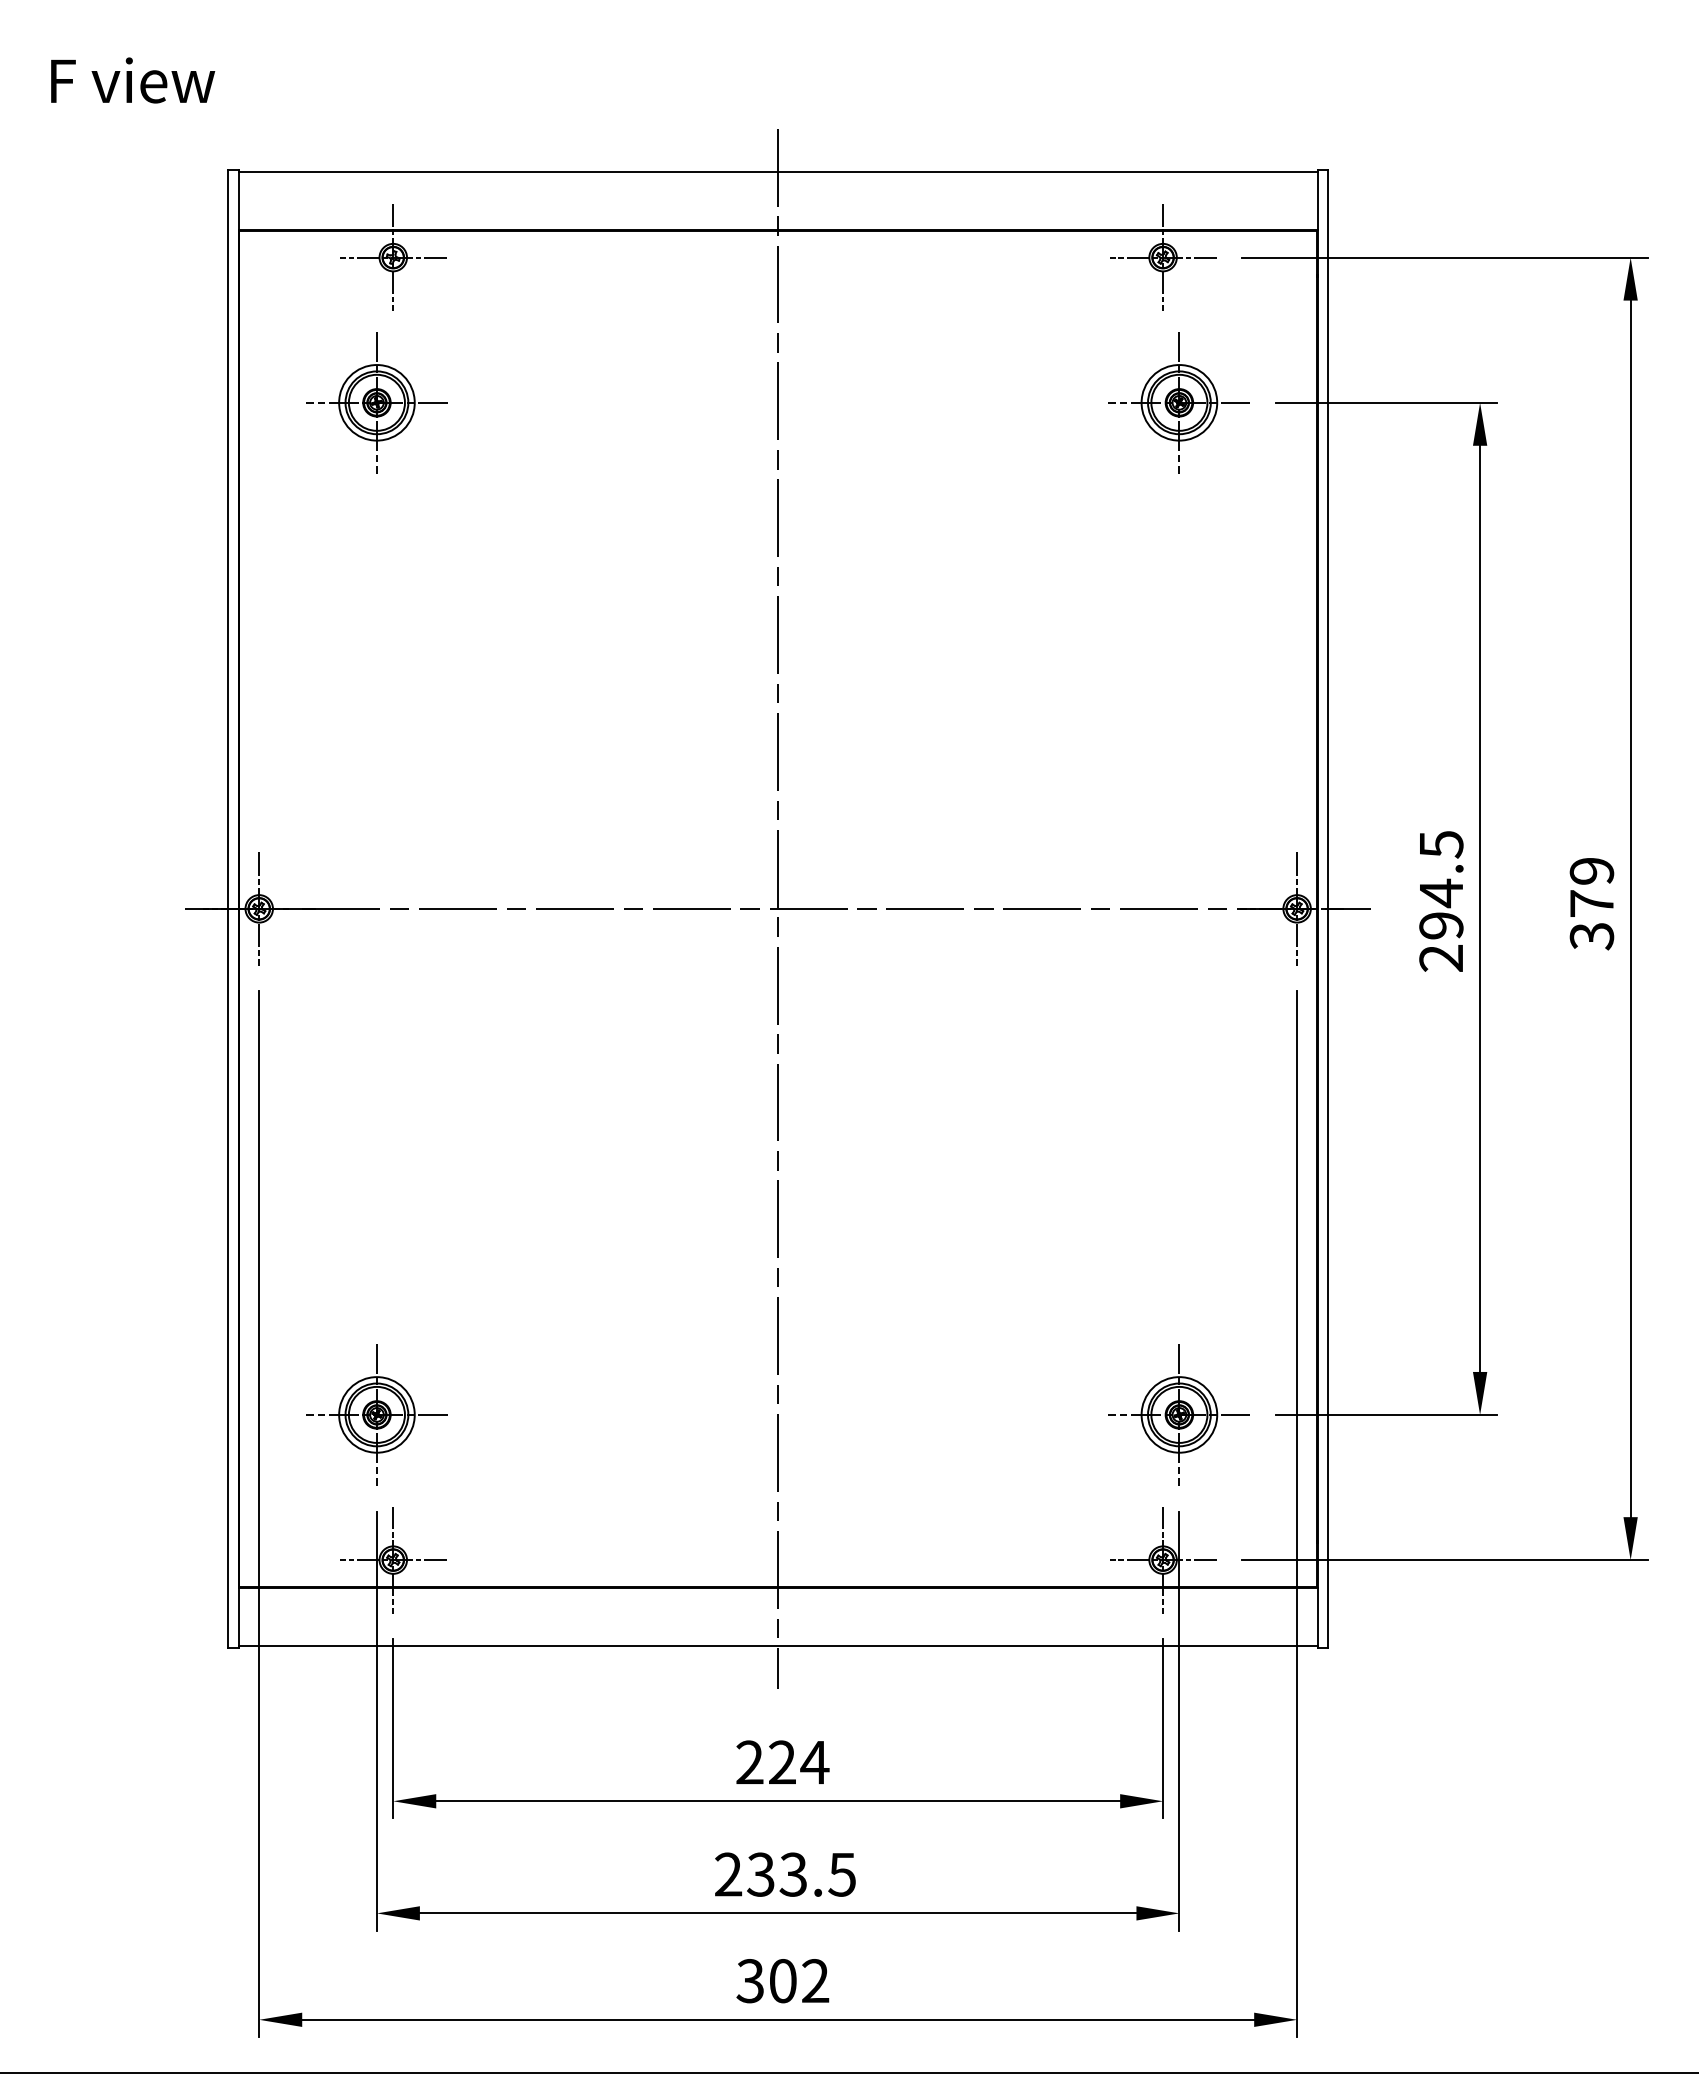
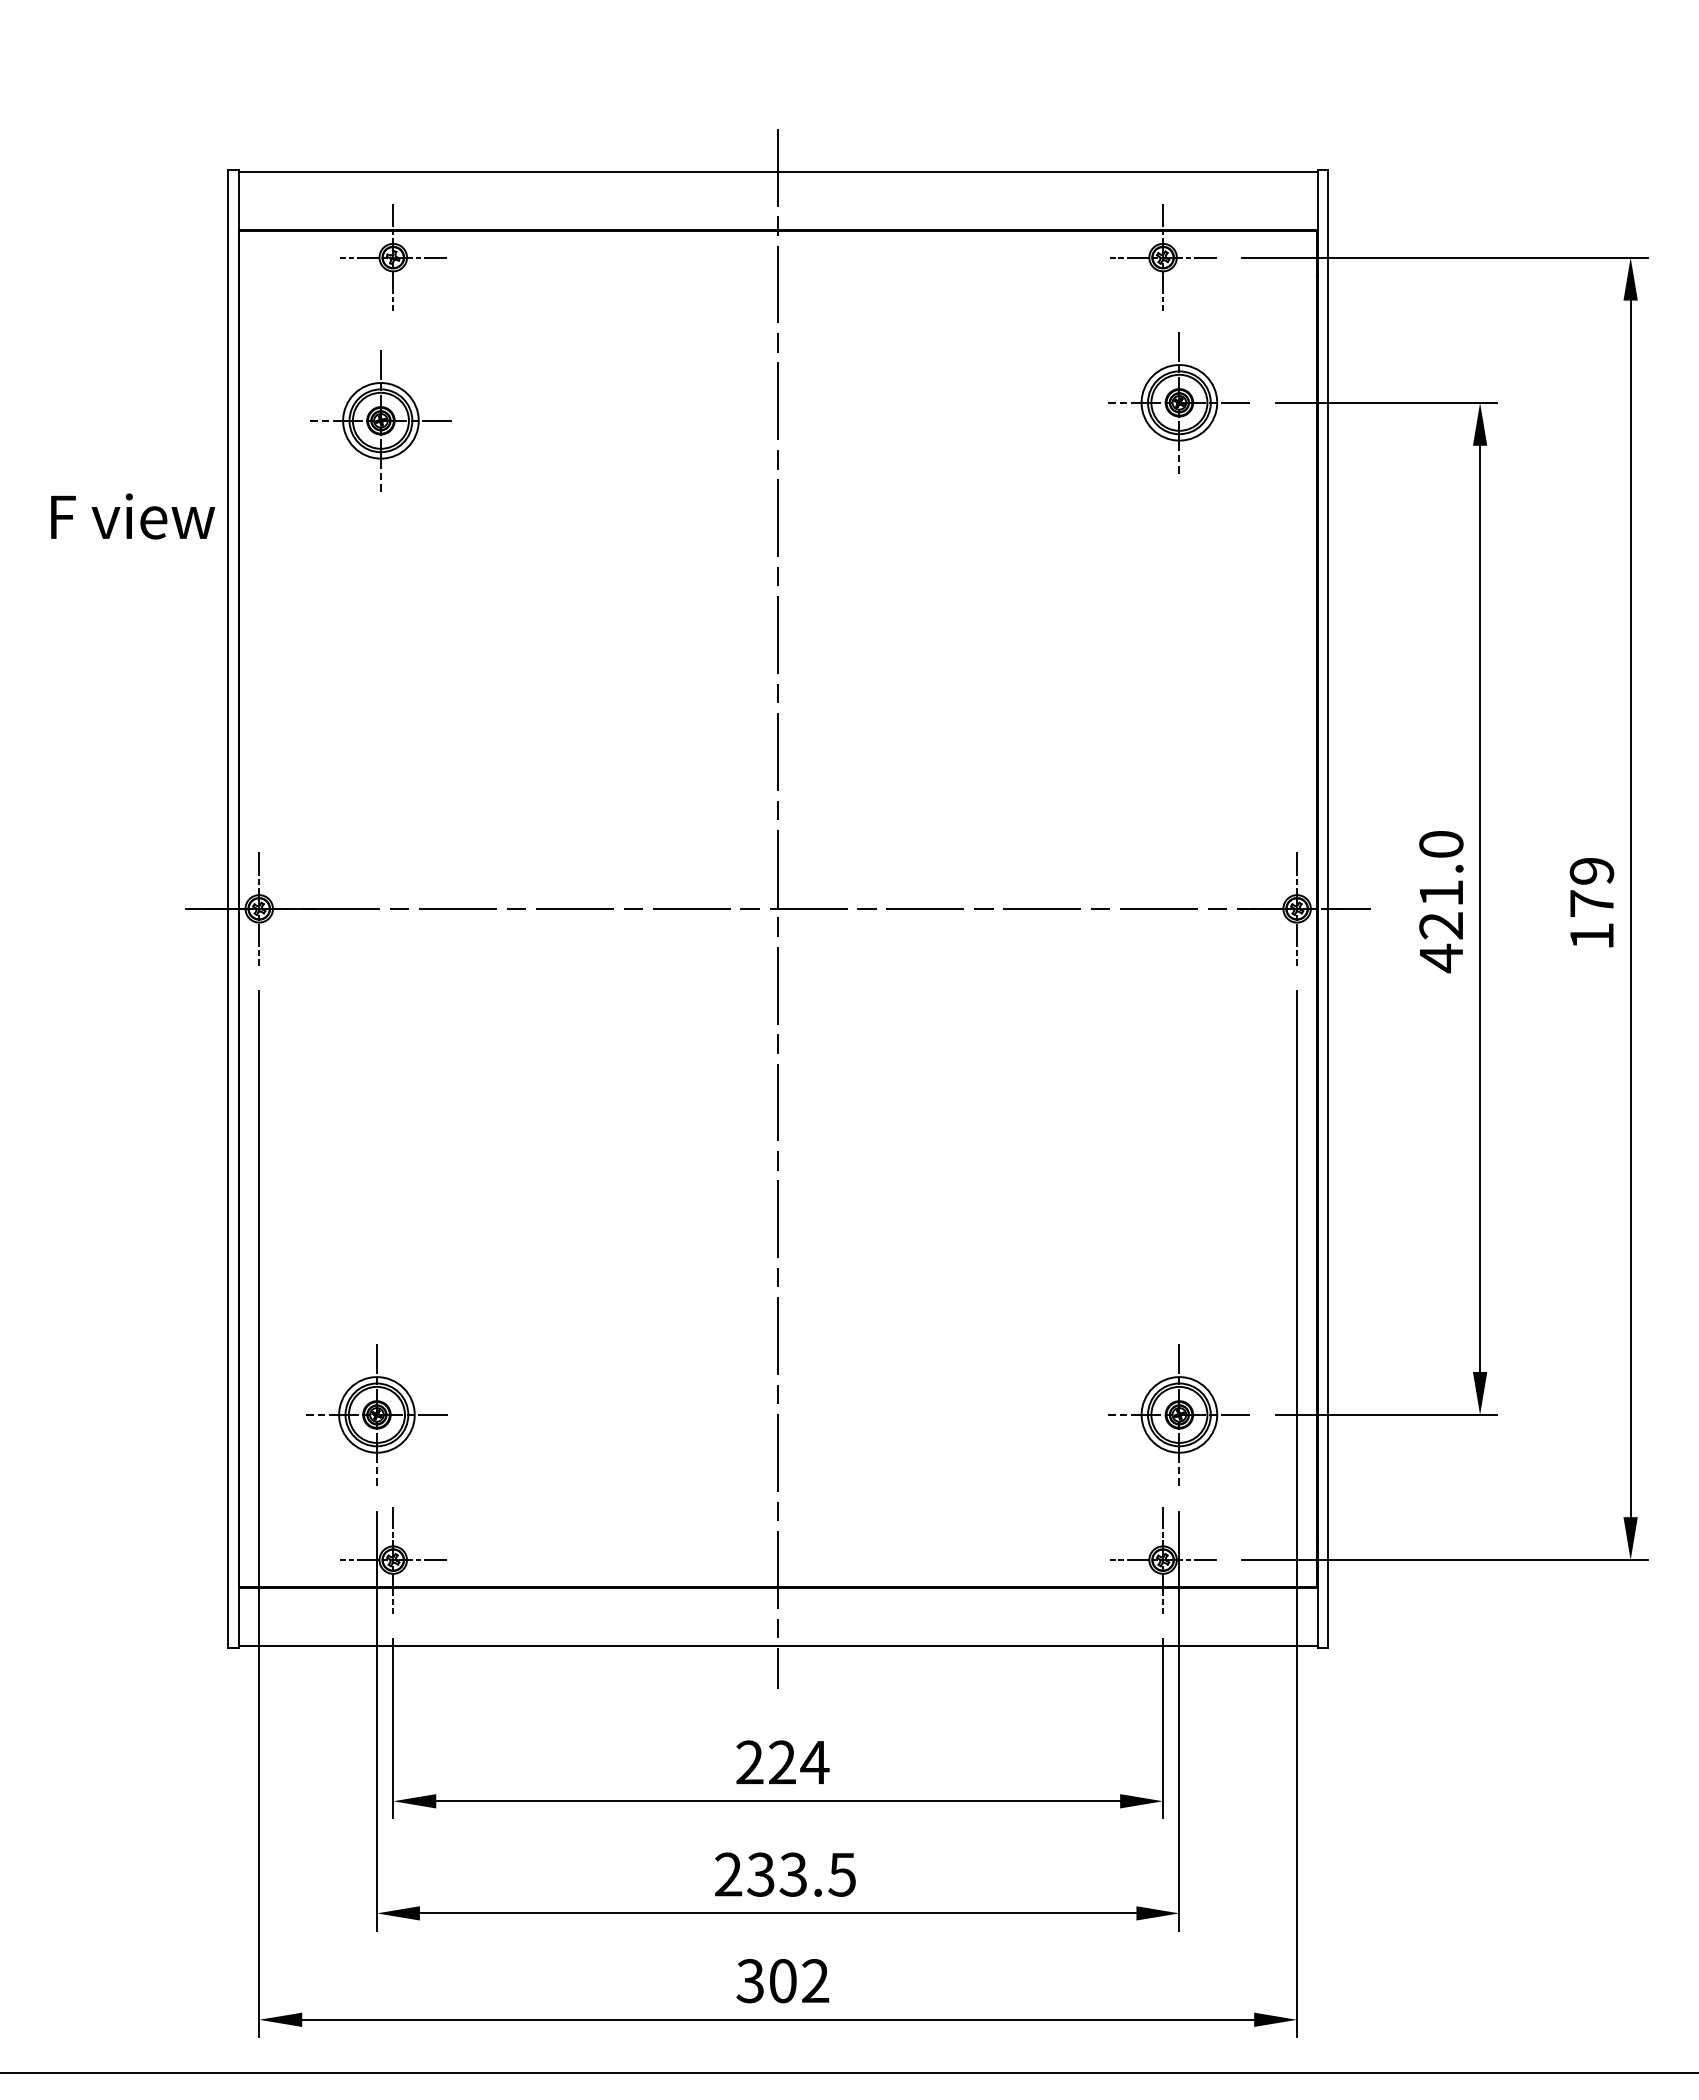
text position: (133, 80) -> (133, 516) (133, 516)
part position: (376, 402) -> (380, 420) (380, 420)
text: 294.5 -> 421.0 (1441, 902)
text: 379 -> 179 (1591, 936)
